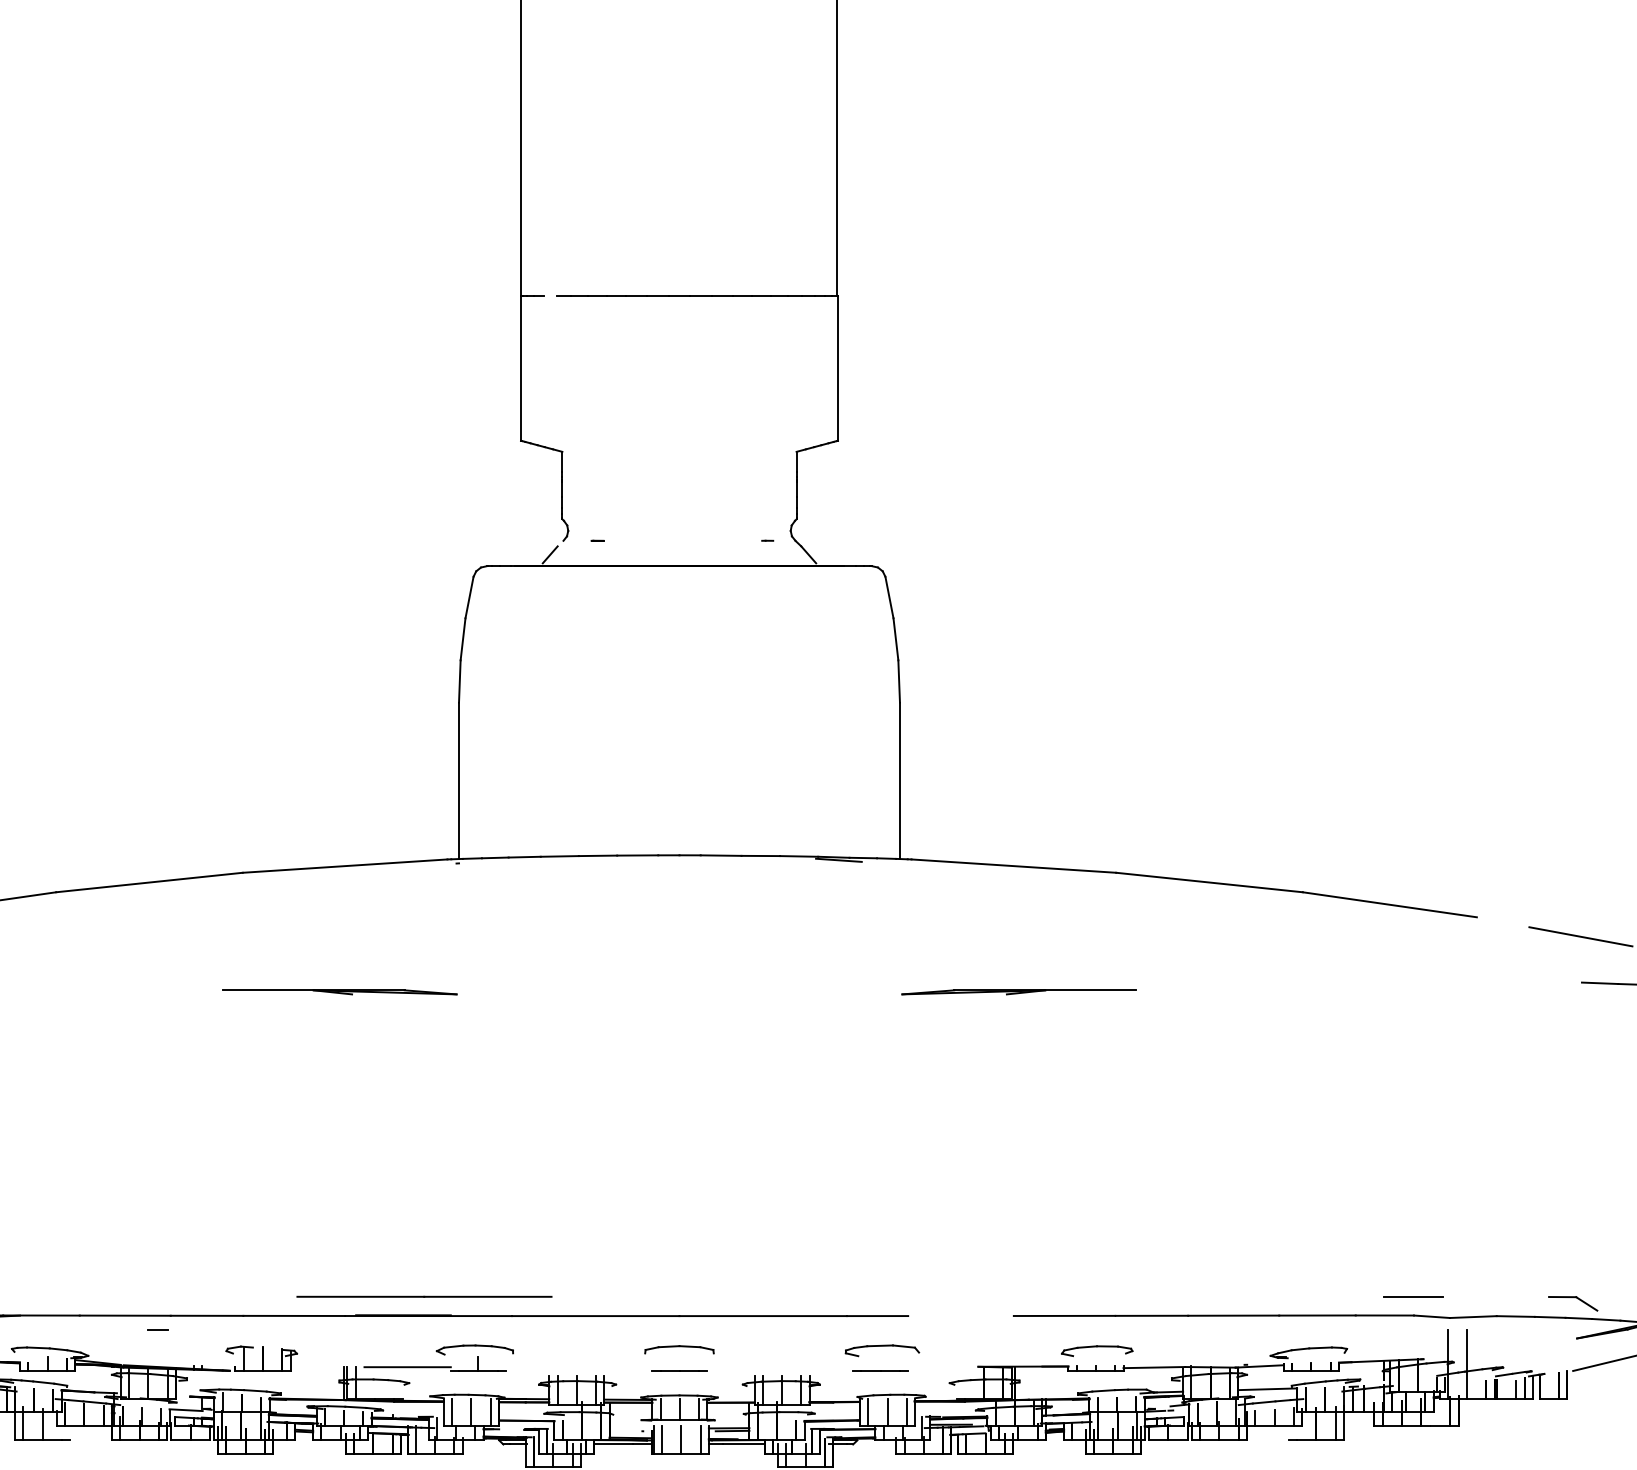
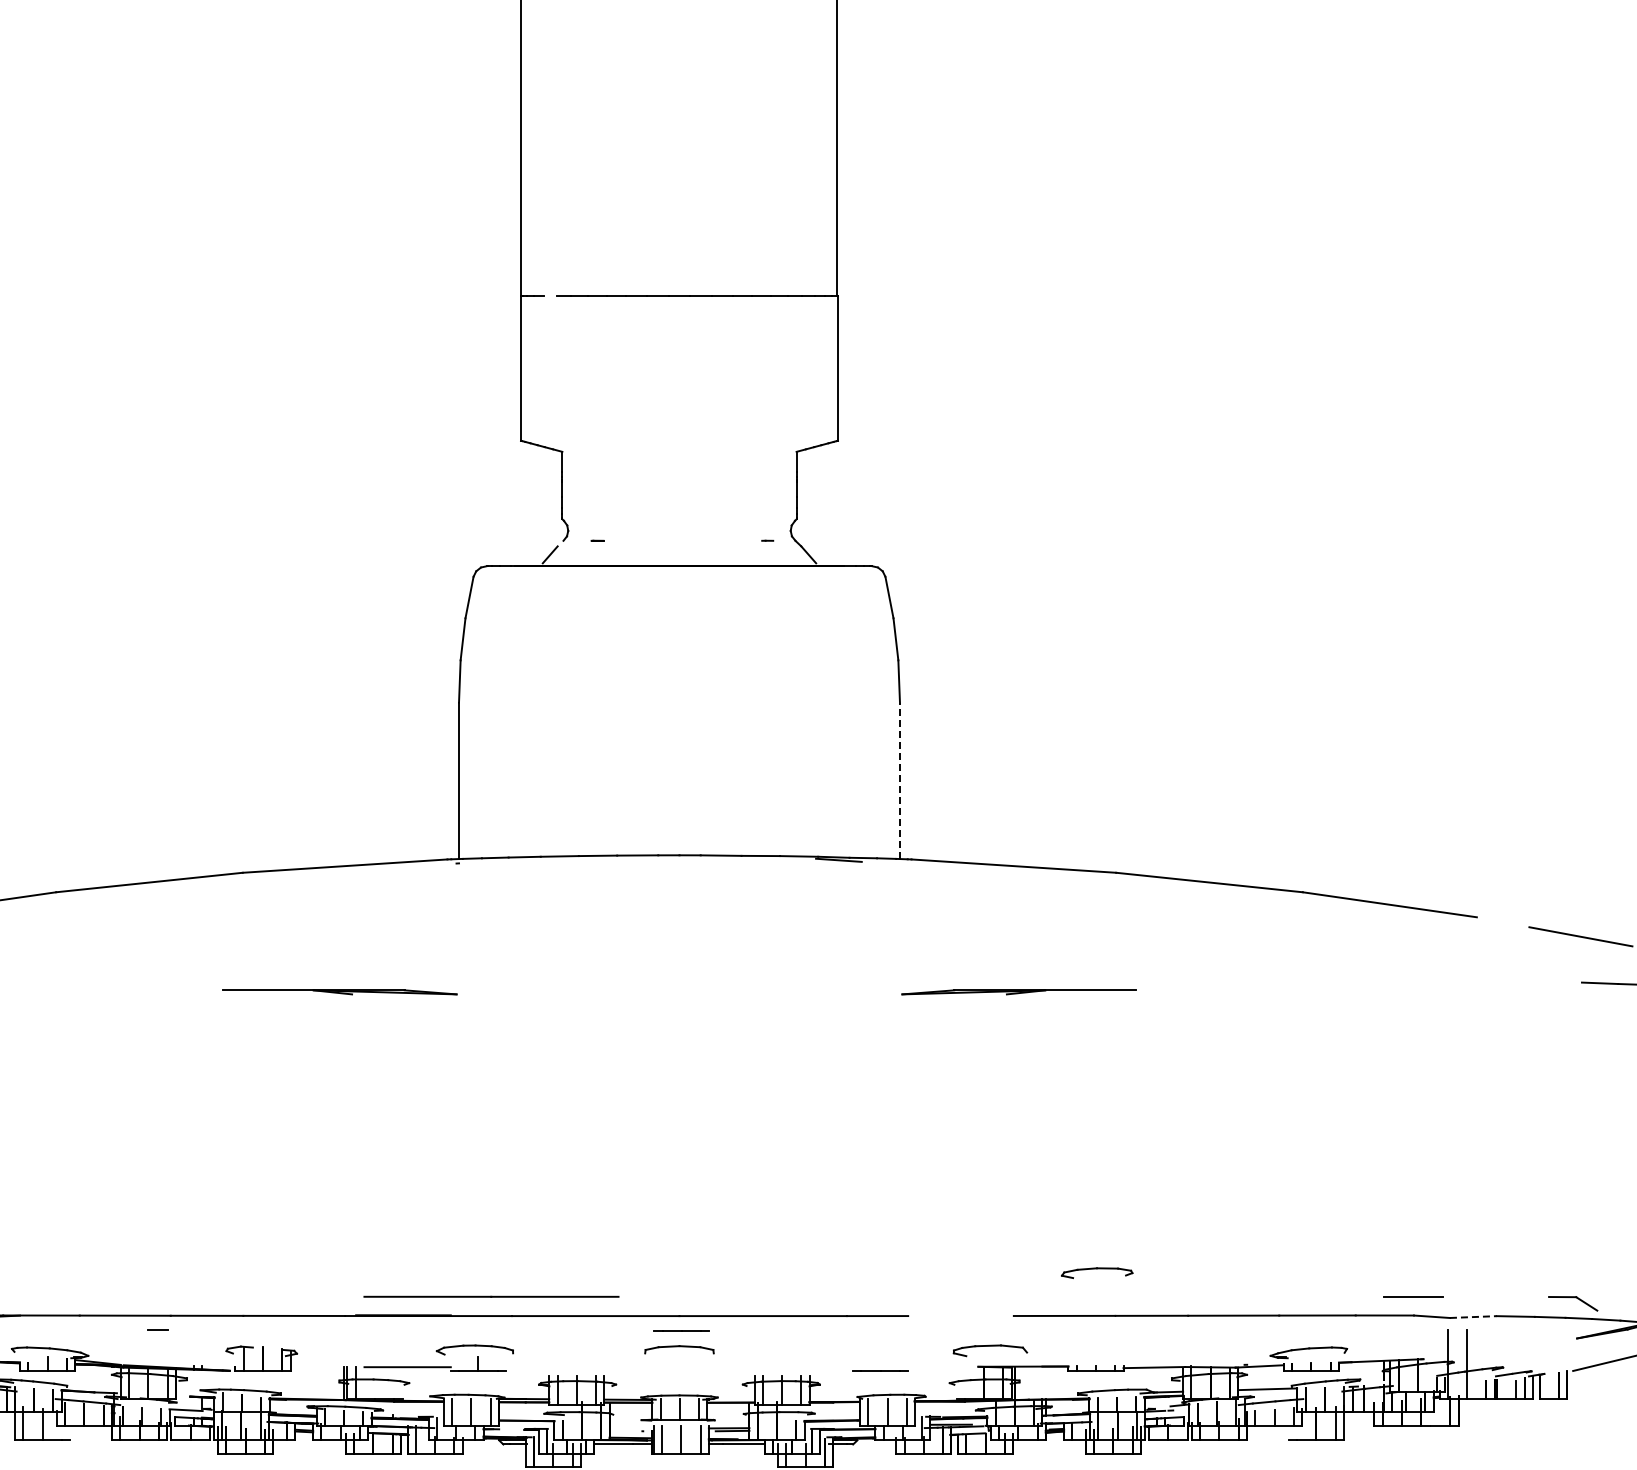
line: solid -> dashed (899, 780)
line position: (424, 1296) -> (491, 1296) (491, 1296)
line: solid -> dashed (1473, 1317)
part position: (882, 1350) -> (990, 1350) (990, 1350)
part position: (1097, 1350) -> (1097, 1272) (1097, 1272)
line position: (679, 1370) -> (681, 1330) (681, 1330)
